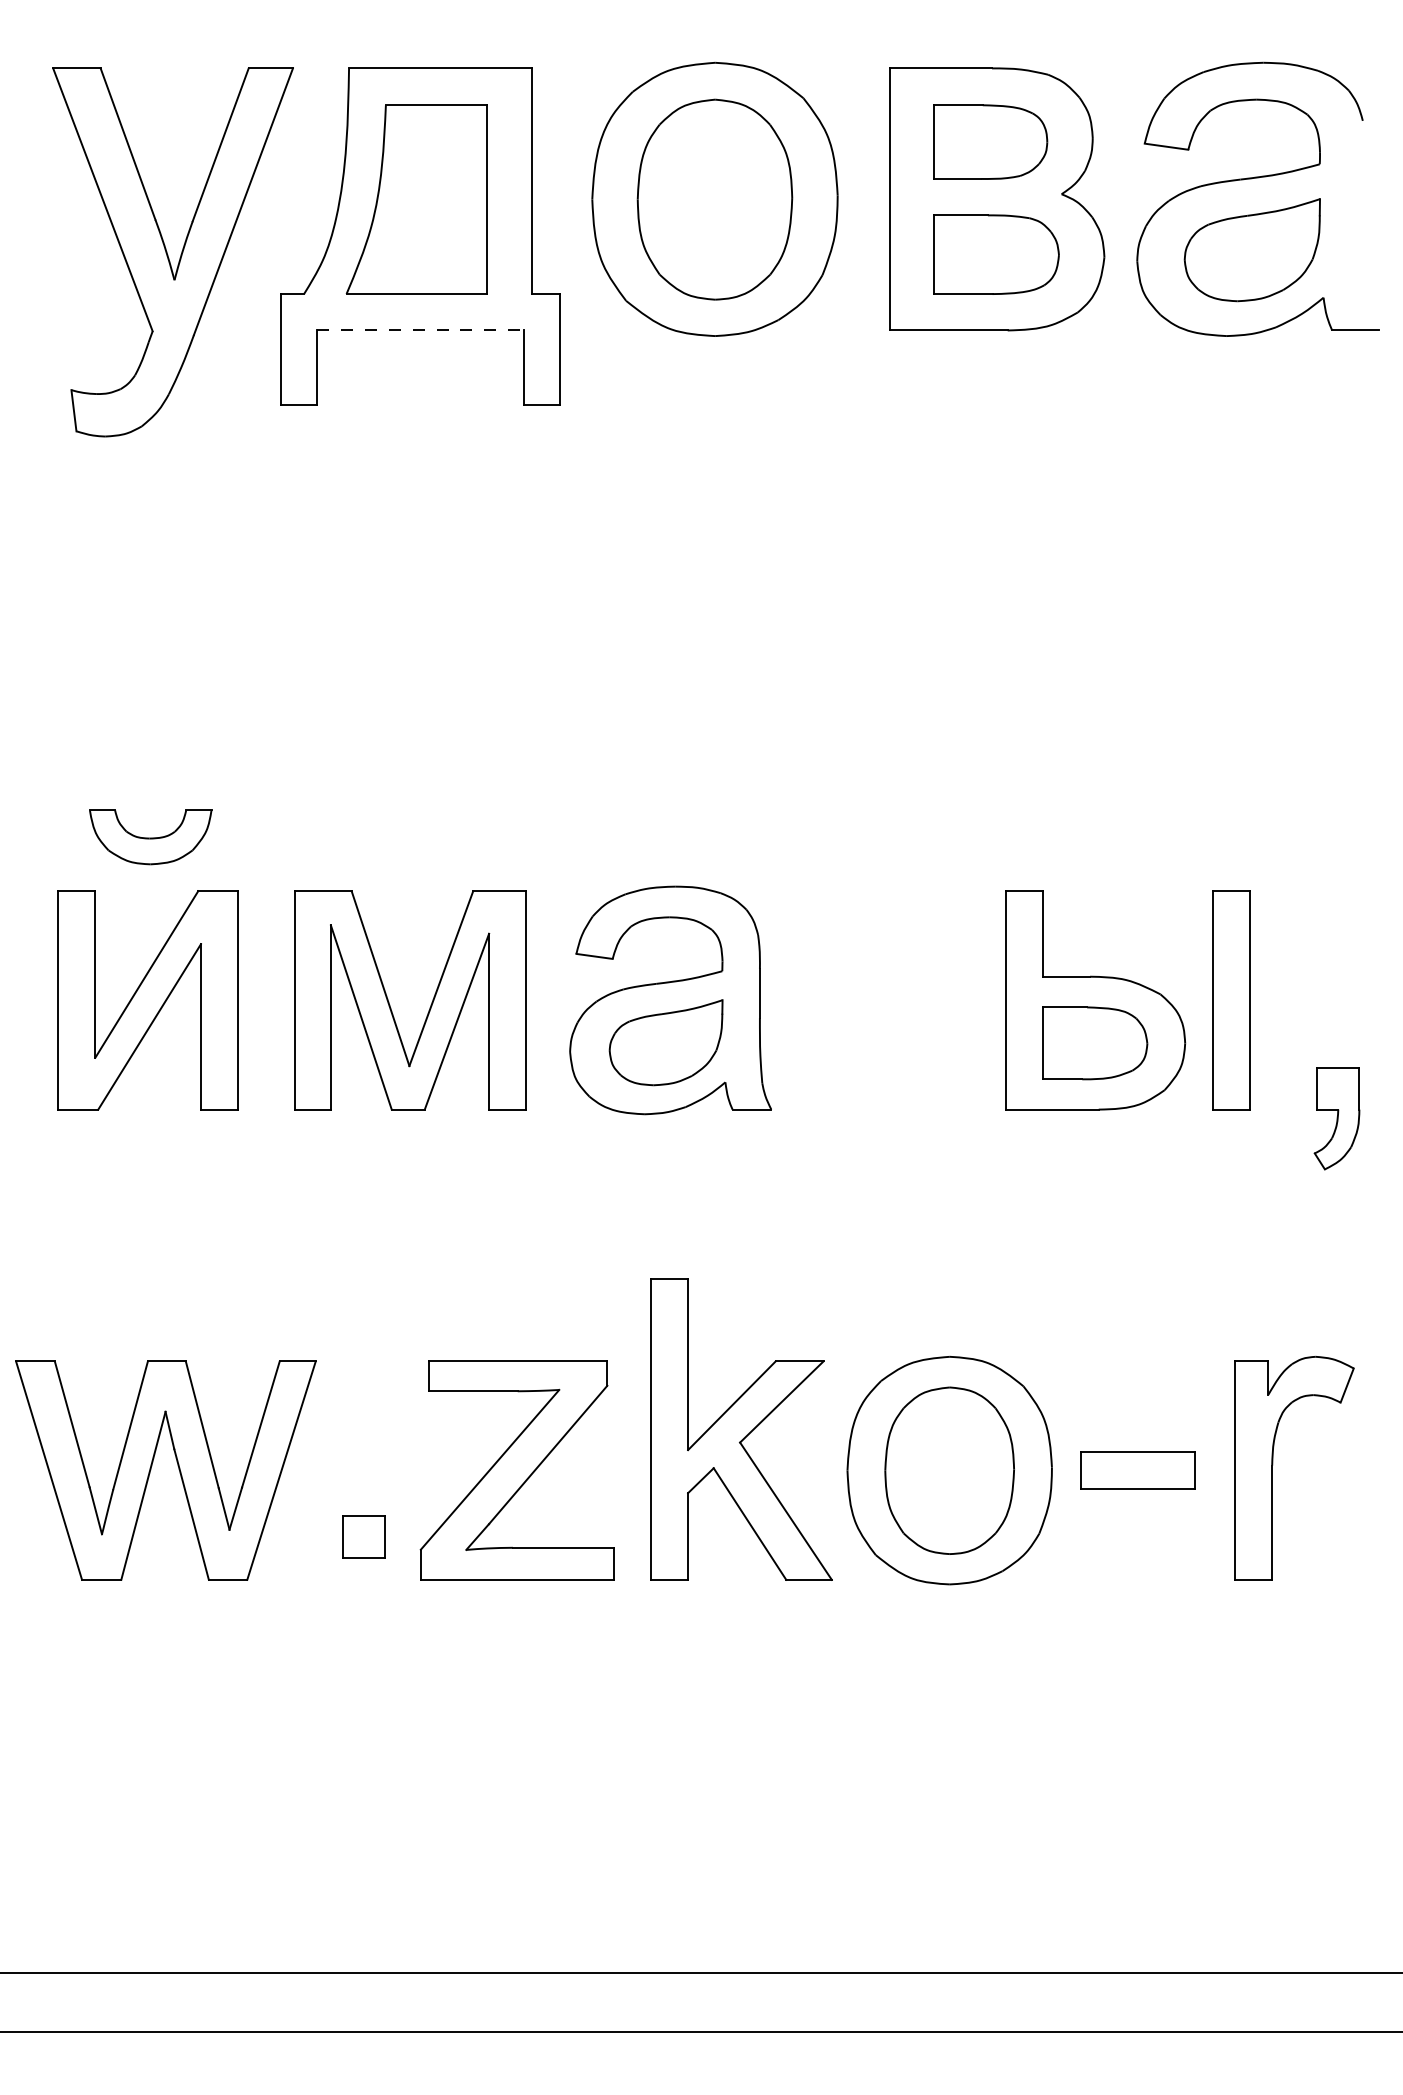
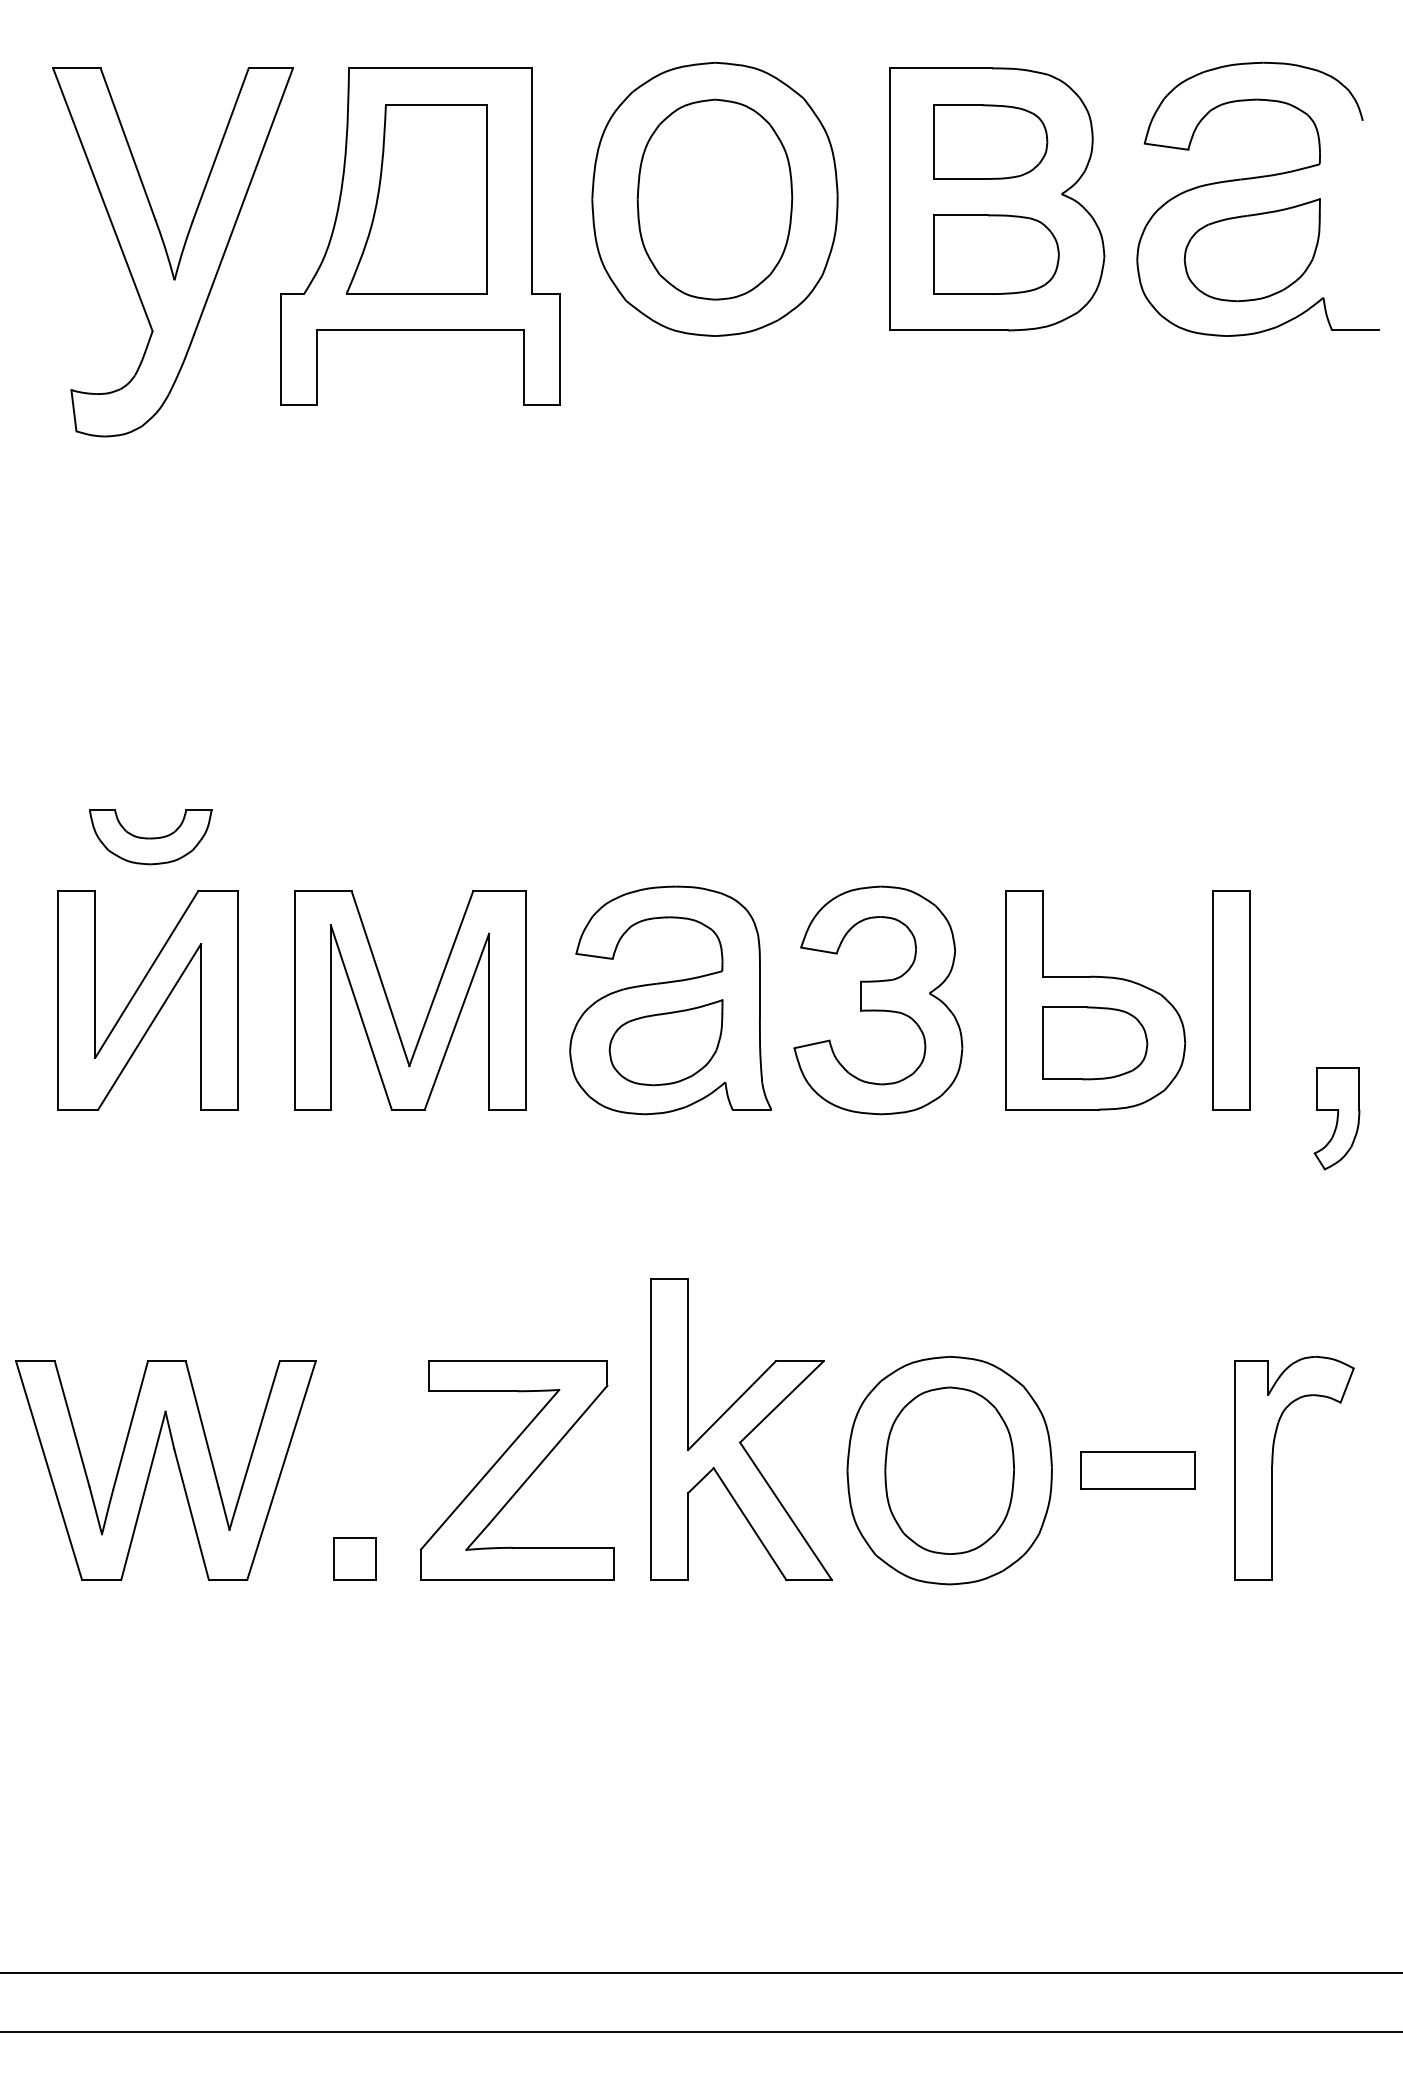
line: dashed -> solid (421, 330)
part: none -> present (878, 1000)
part position: (363, 1536) -> (354, 1558) (354, 1558)
